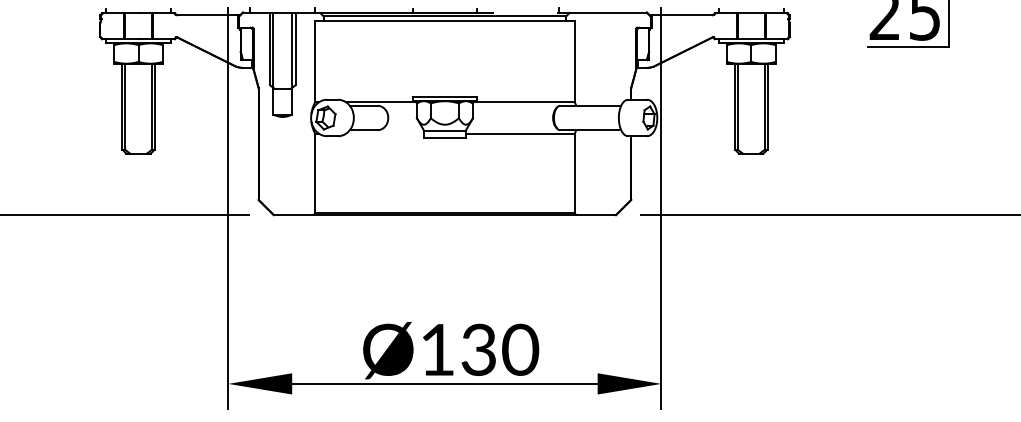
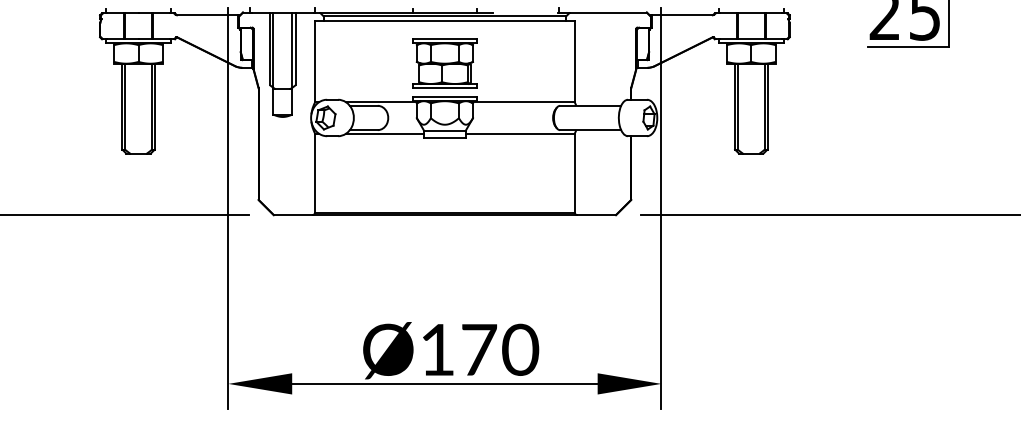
part: none -> present (444, 63)
line: none -> present (384, 133)
text: Ø130 -> Ø170 (478, 349)
